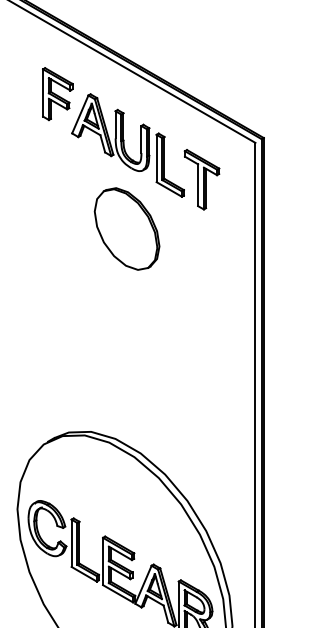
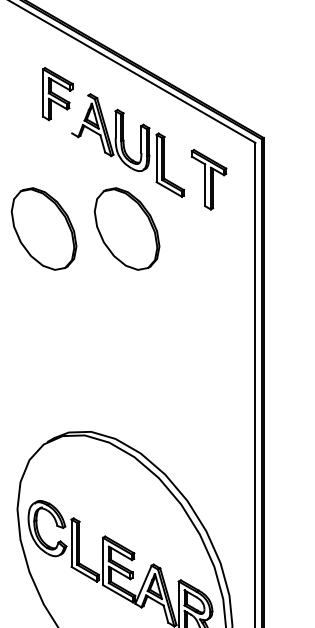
line: present -> none (80, 114)
part position: (201, 179) -> (208, 179) (208, 179)
part: none -> present (43, 228)
